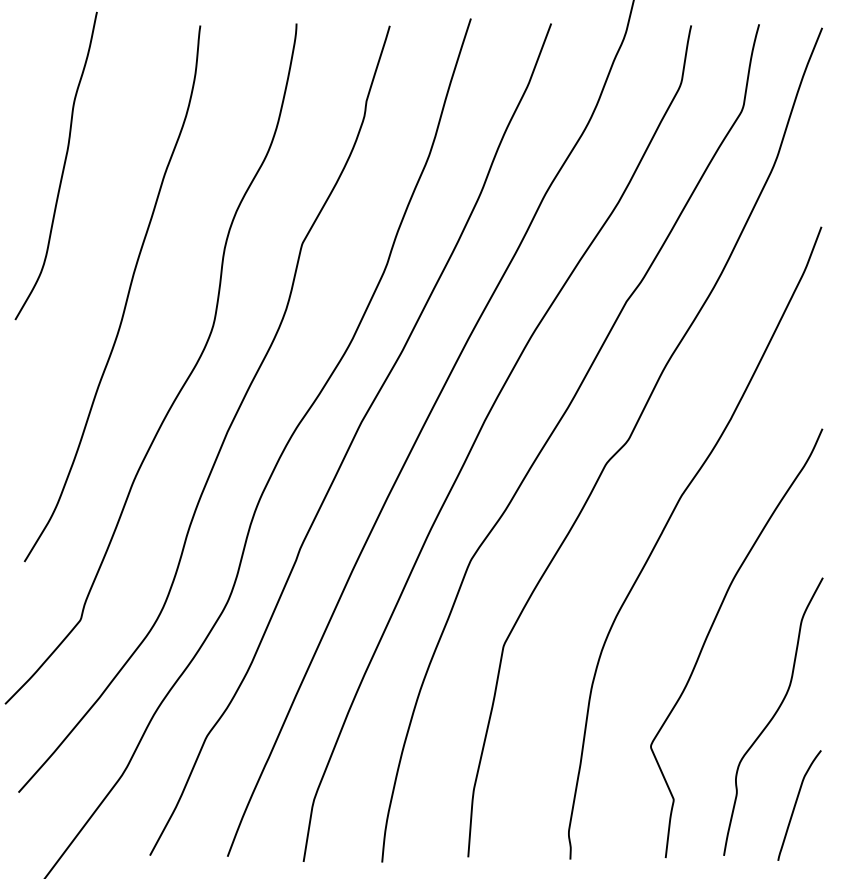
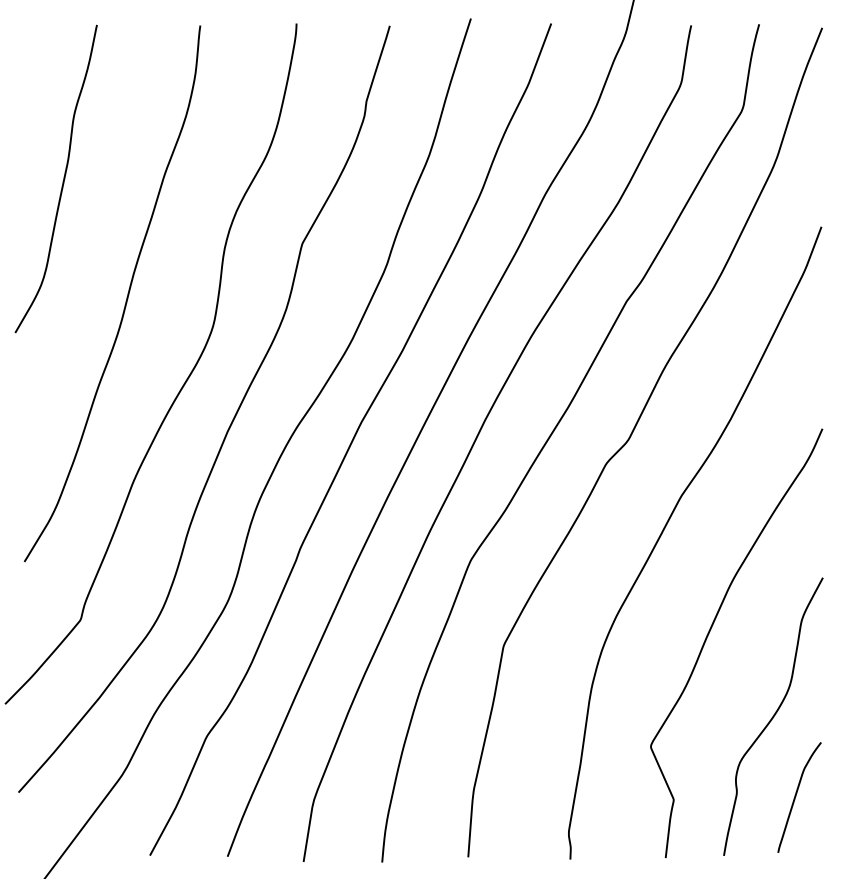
curve position: (62, 168) -> (62, 181) (62, 181)
curve position: (796, 804) -> (796, 796) (796, 796)
